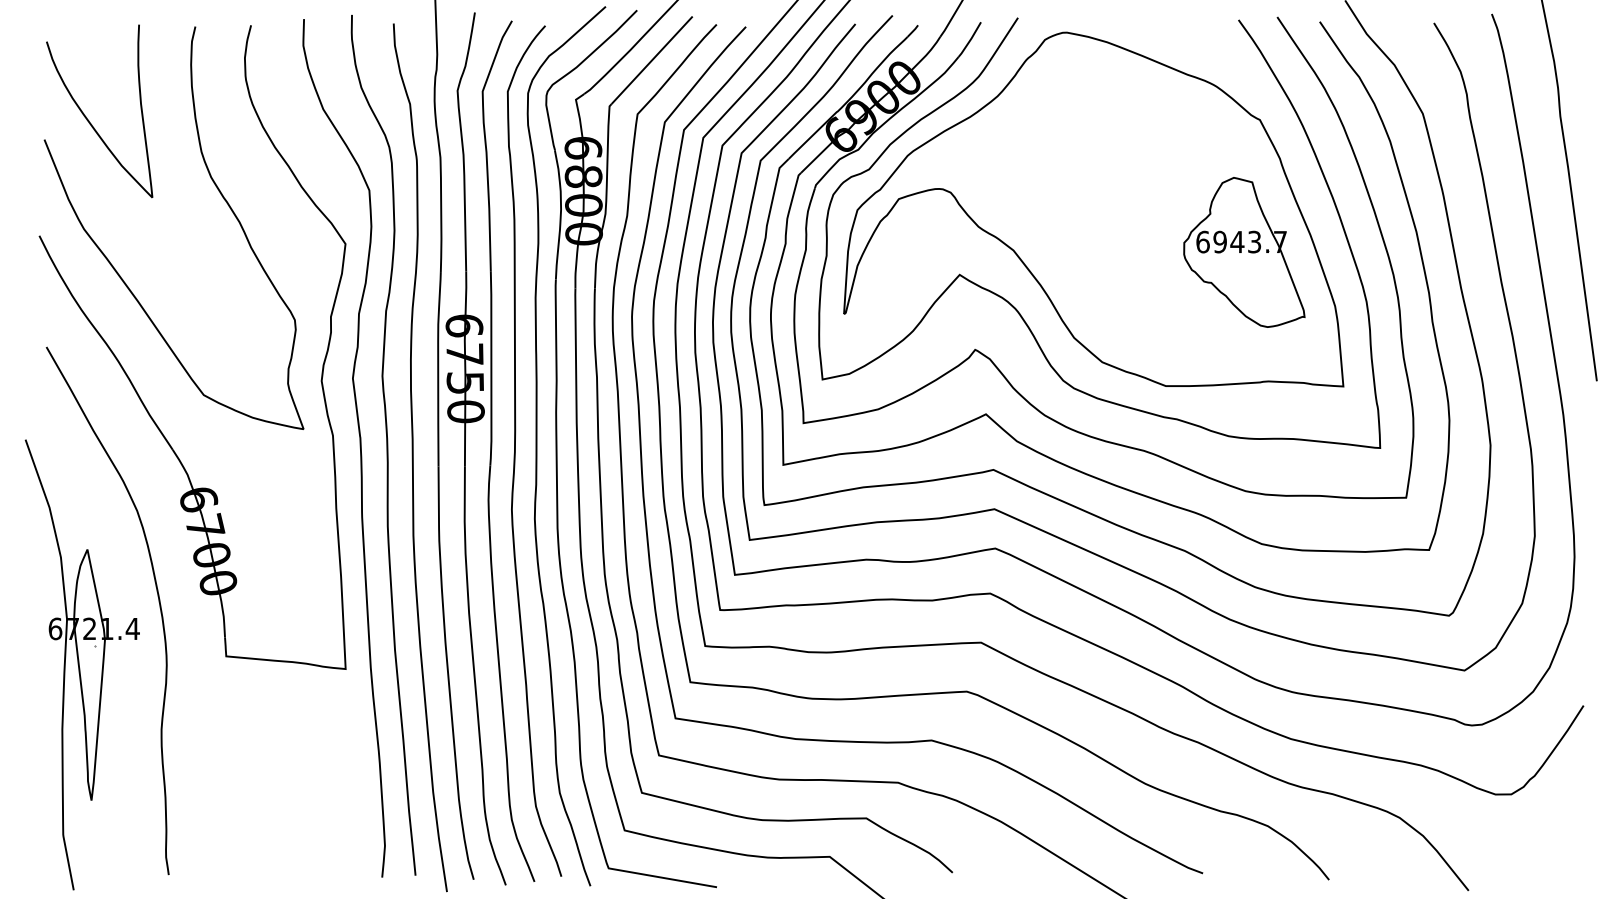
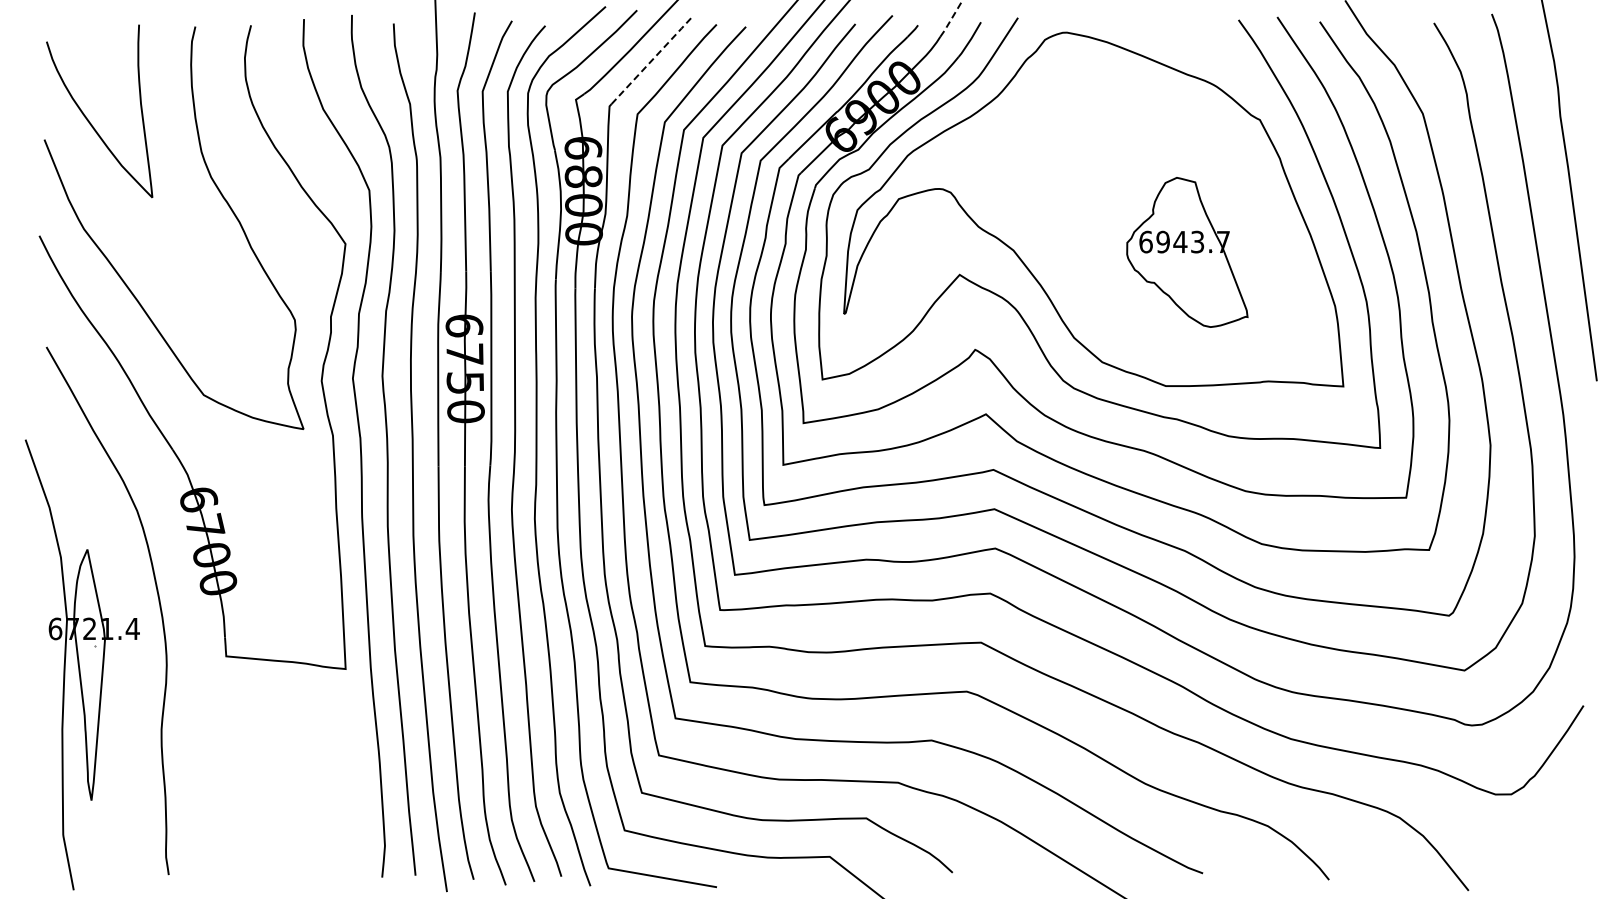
line: solid -> dashed (951, 19)
line: solid -> dashed (652, 59)
part position: (1244, 252) -> (1187, 252) (1187, 252)
